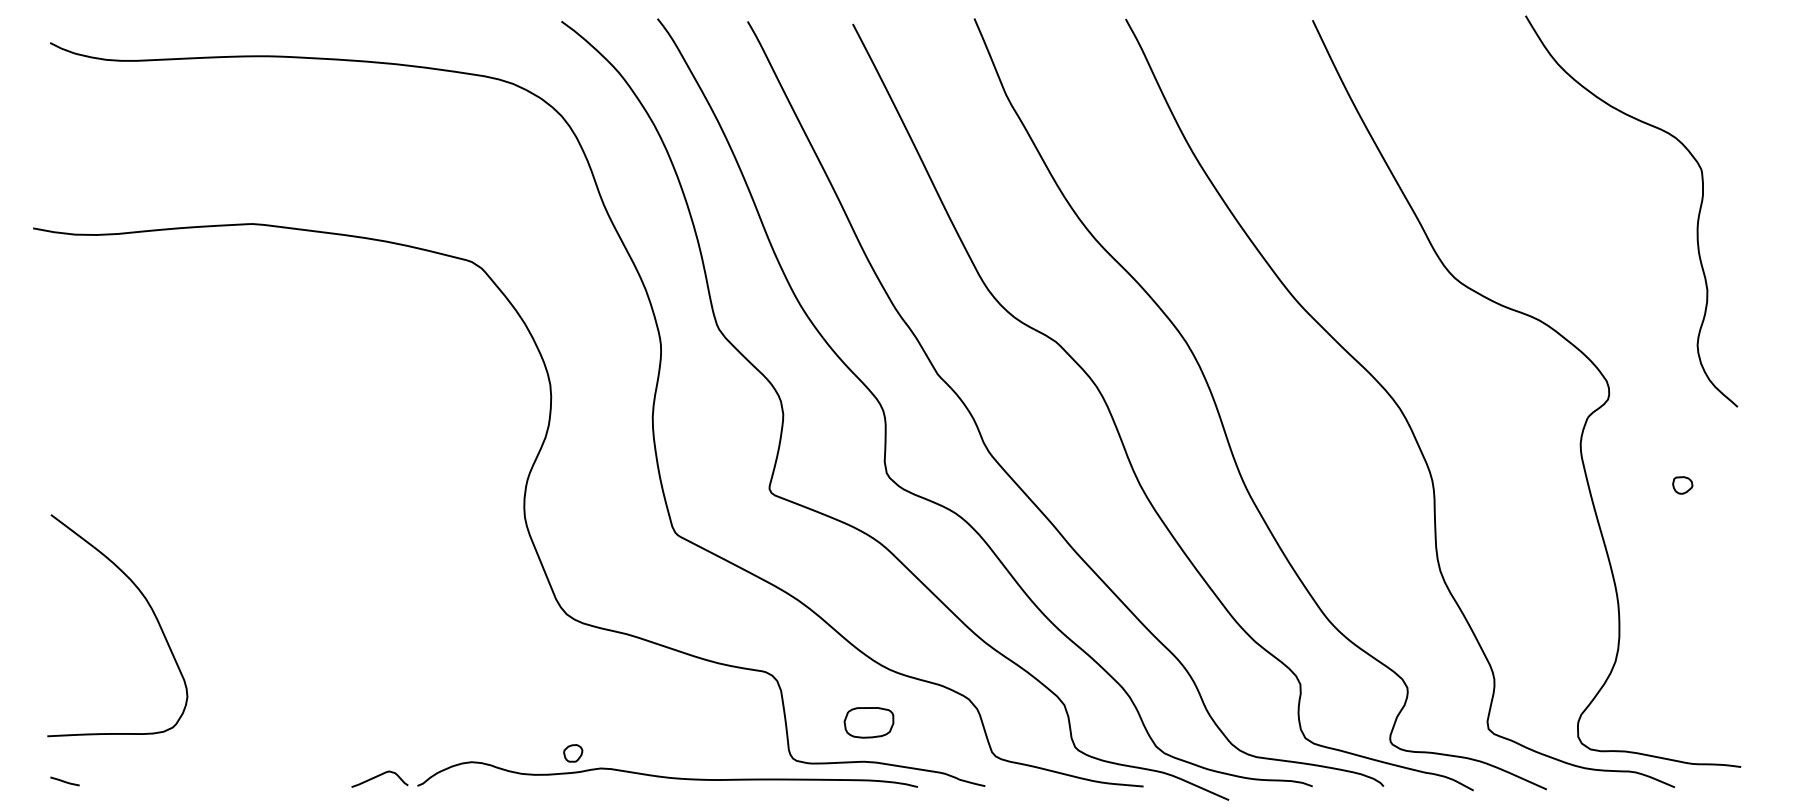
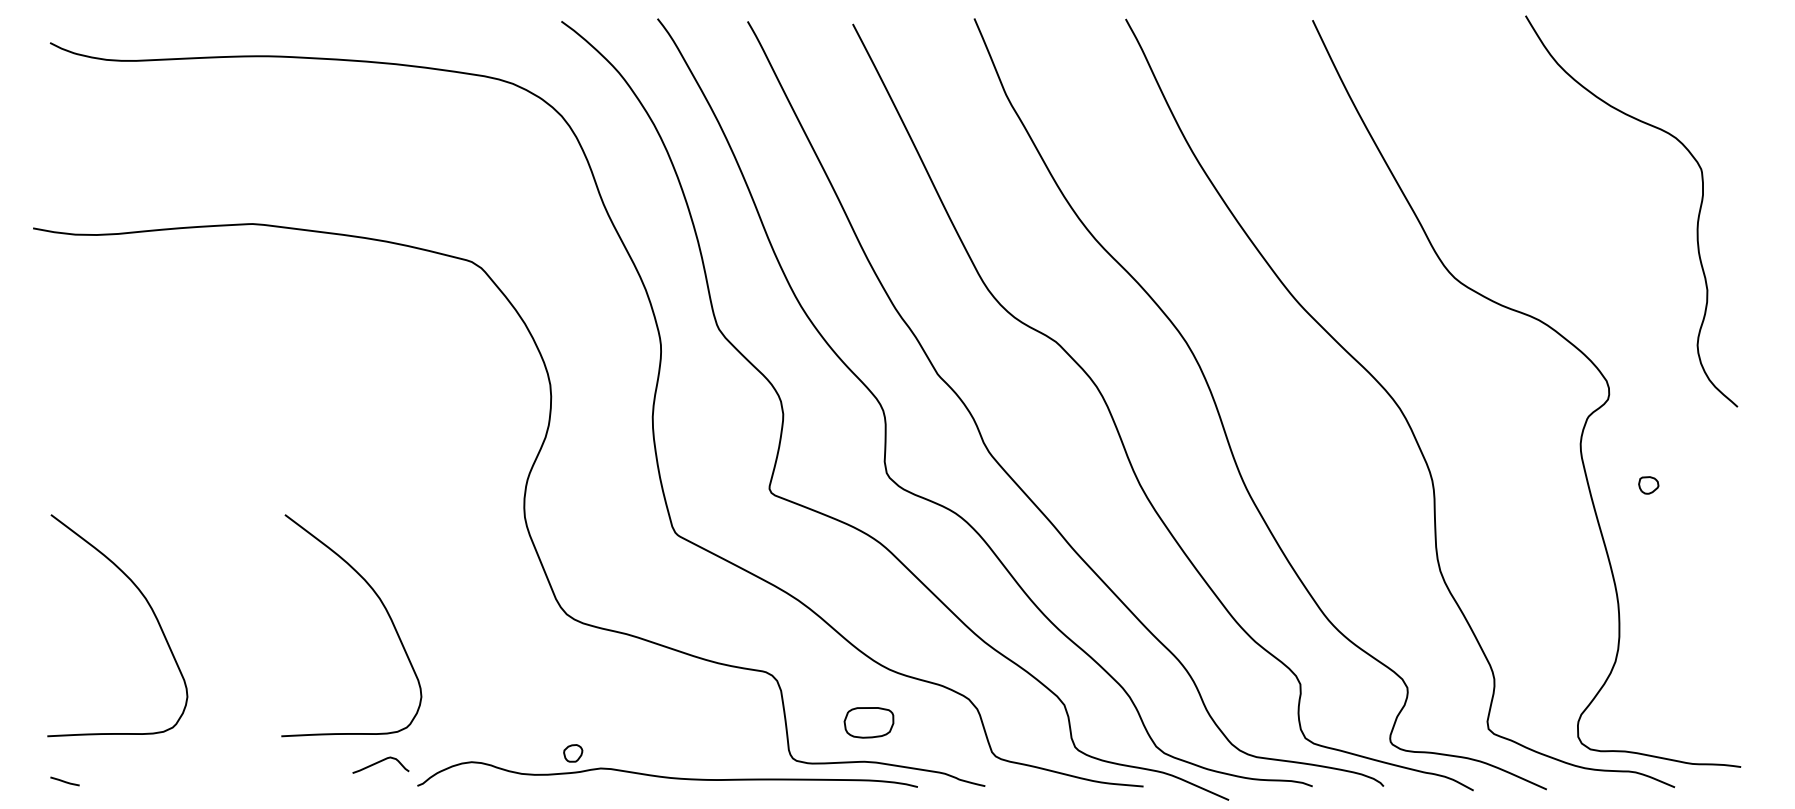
part position: (1682, 485) -> (1648, 485) (1648, 485)
curve: none -> present (382, 605)
curve position: (379, 776) -> (380, 762) (380, 762)
